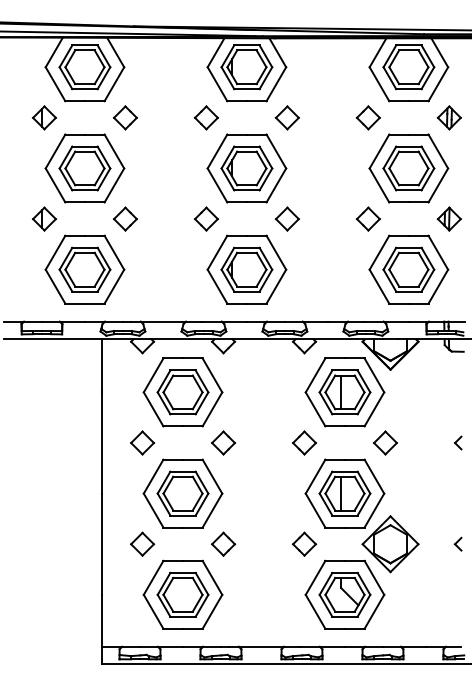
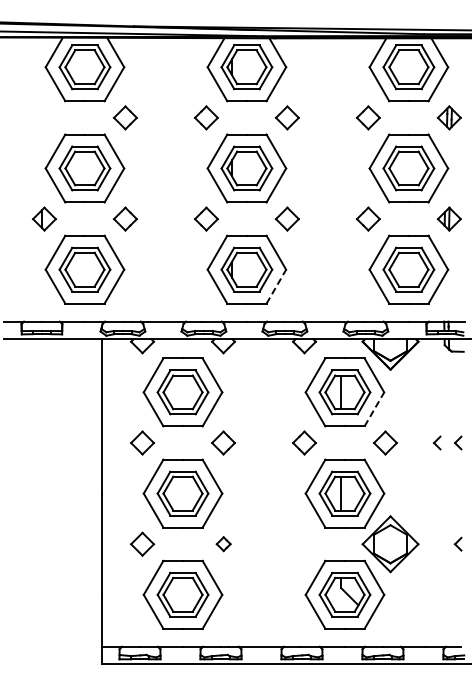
part: present -> none (44, 117)
line: solid -> dashed (276, 286)
line: solid -> dashed (374, 409)
part: none -> present (437, 442)
part size: 26x26 px -> 17x17 px (223, 544)
part: present -> none (304, 543)
